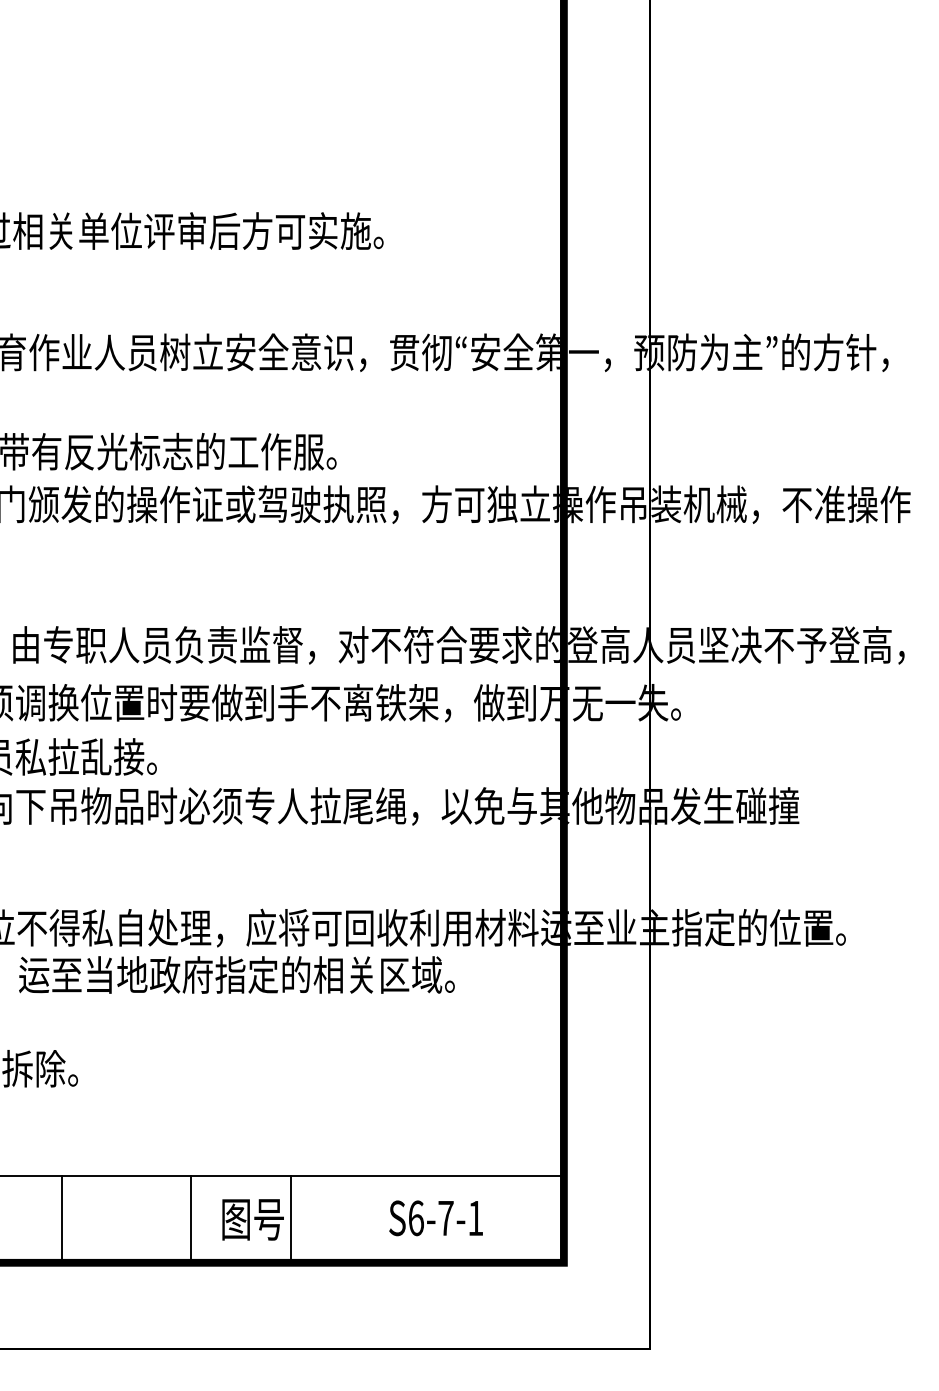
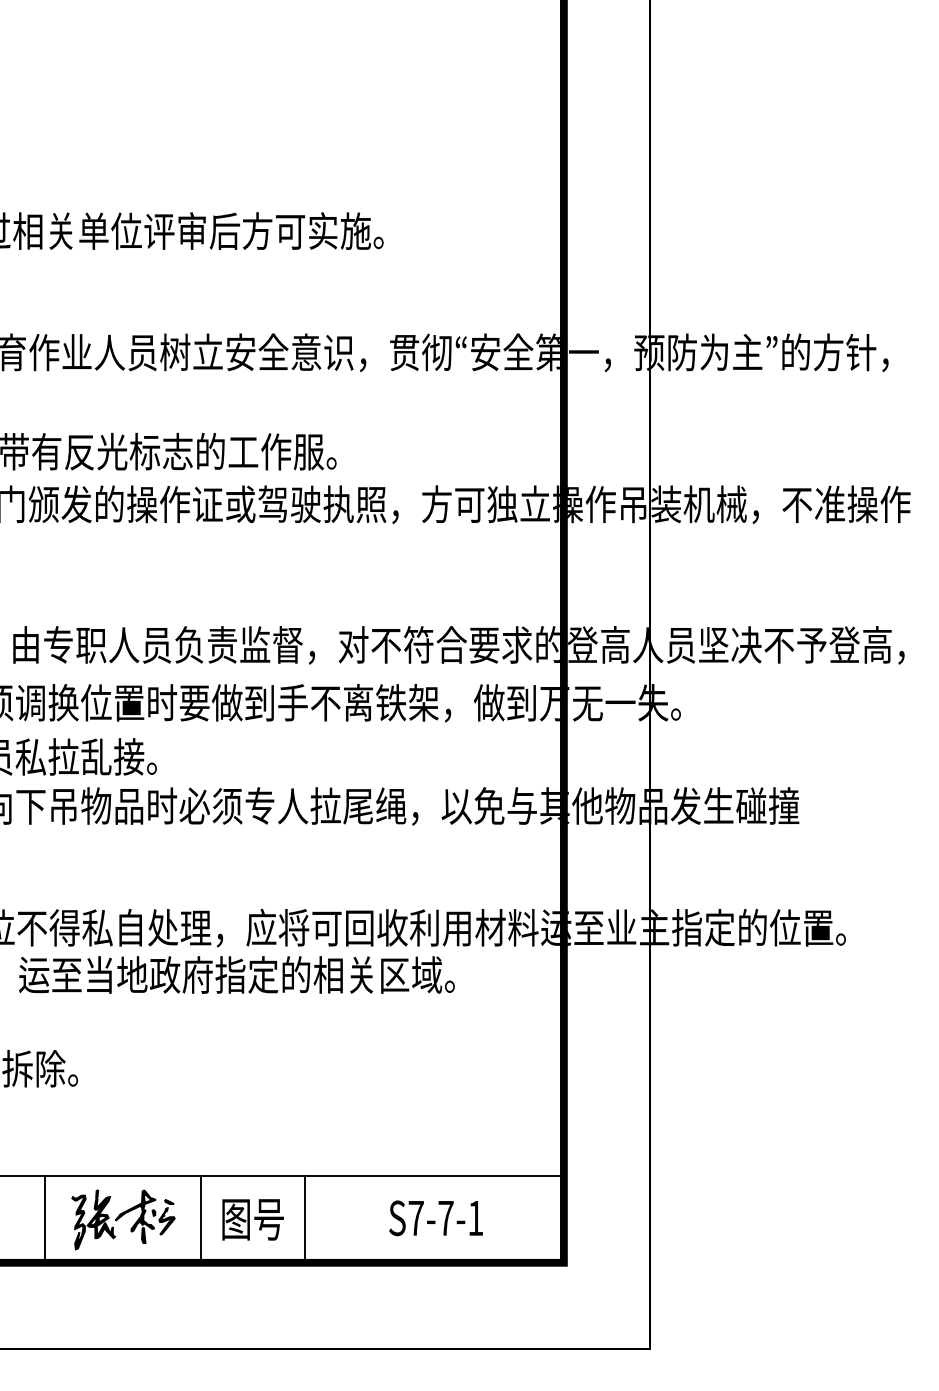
text: S6-7-1 -> S7-7-1 (415, 1218)
line position: (62, 1219) -> (45, 1219) (45, 1219)
part: none -> present (123, 1219)
line position: (190, 1219) -> (200, 1219) (200, 1219)
line position: (290, 1219) -> (304, 1219) (304, 1219)
